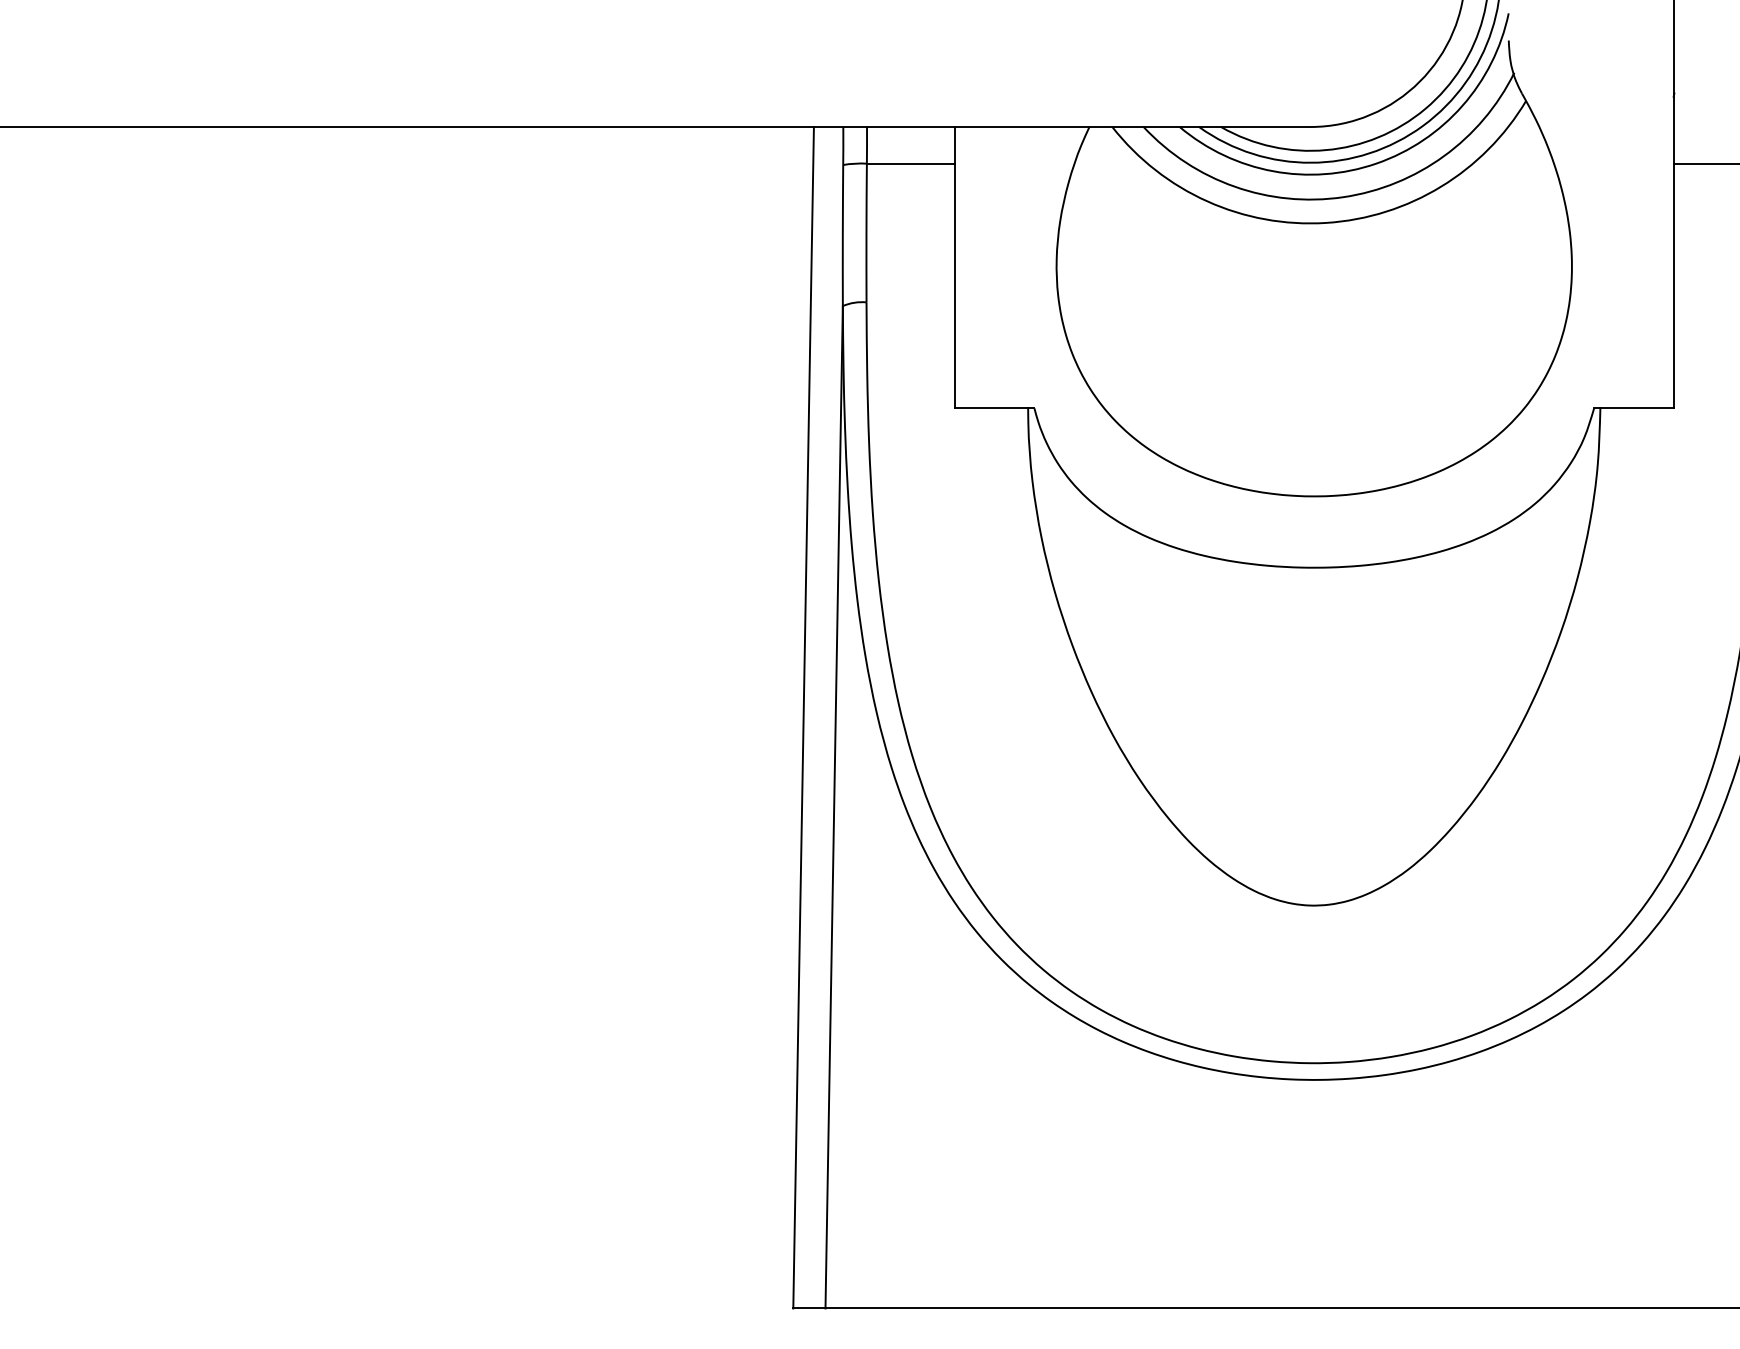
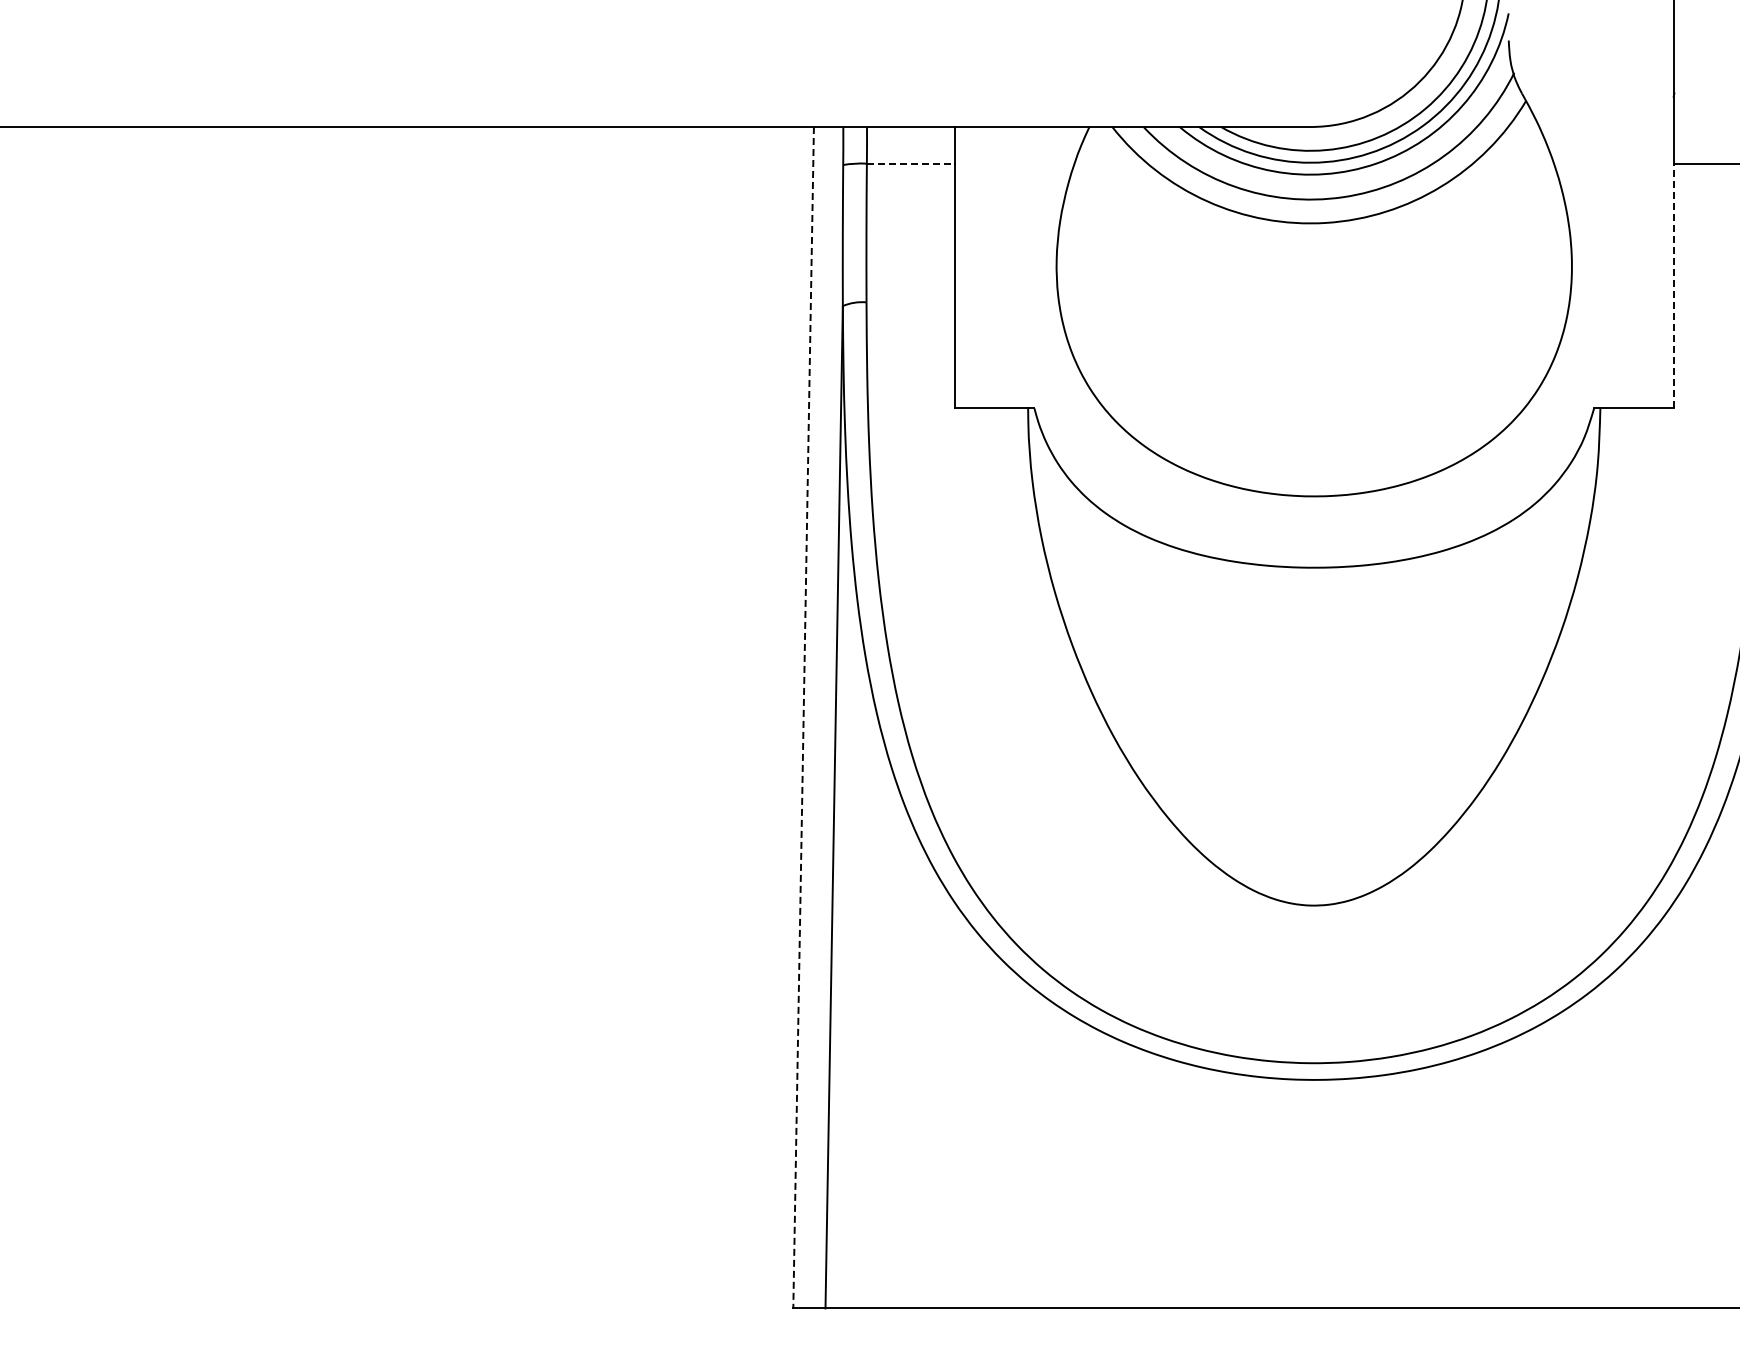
line: solid -> dashed (910, 163)
line: solid -> dashed (1673, 285)
line: solid -> dashed (803, 717)
